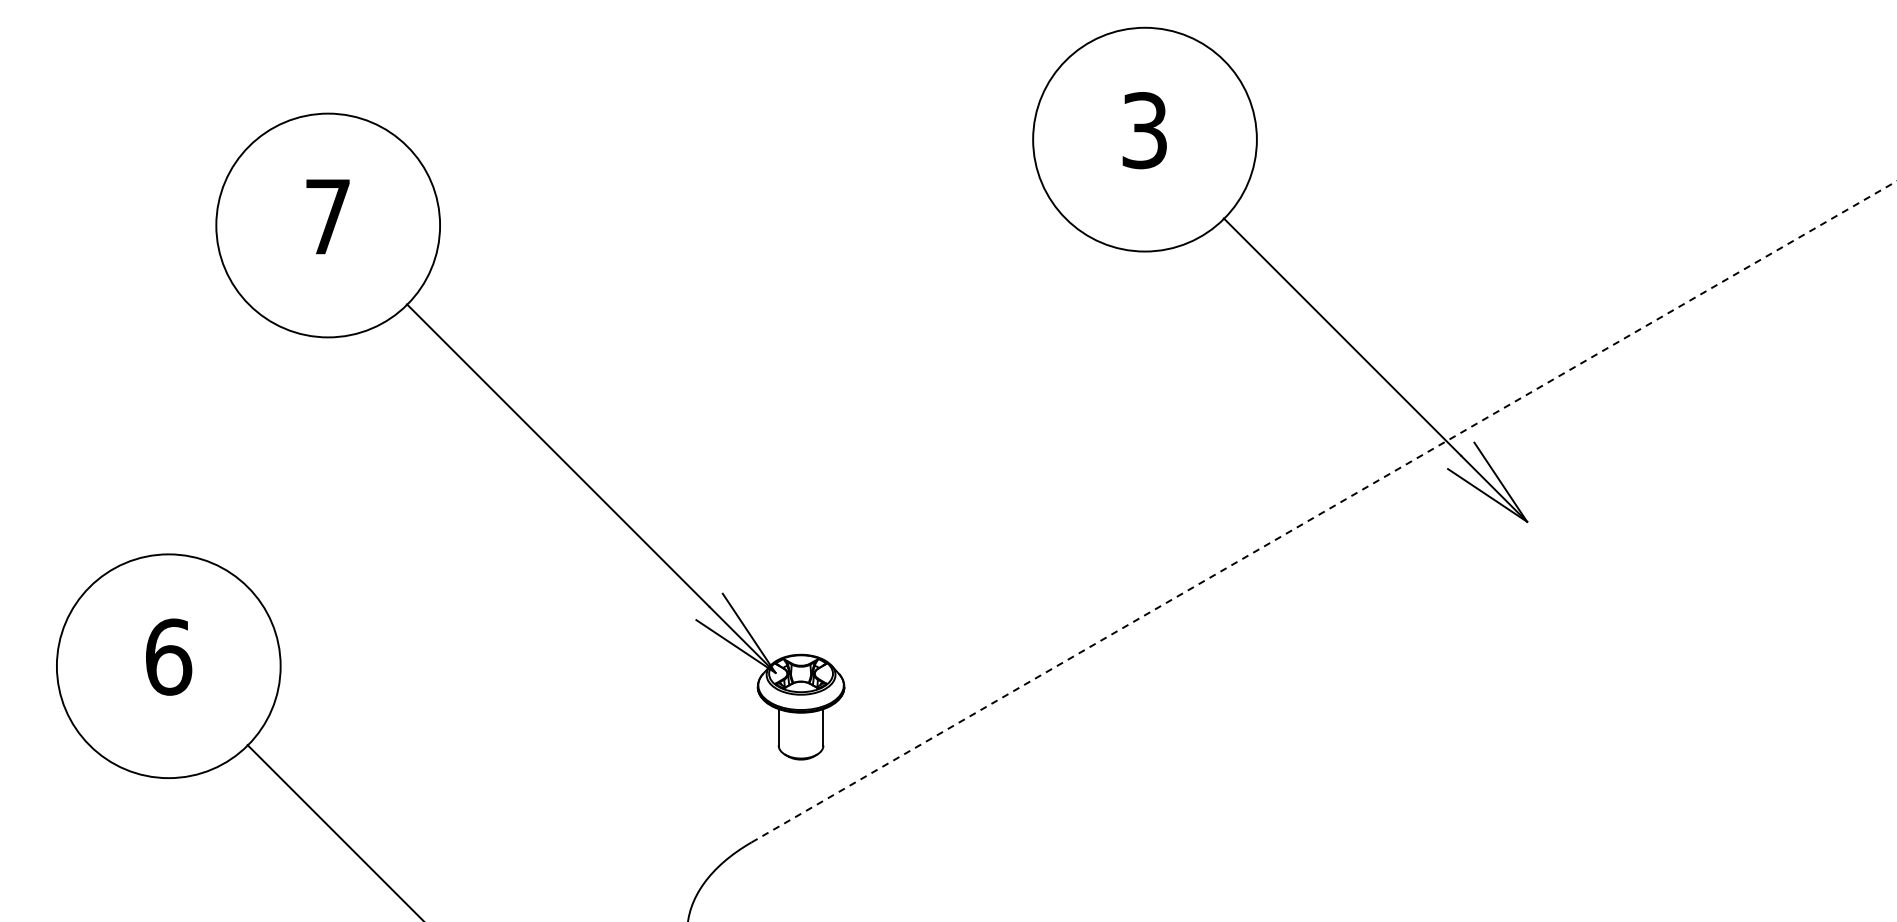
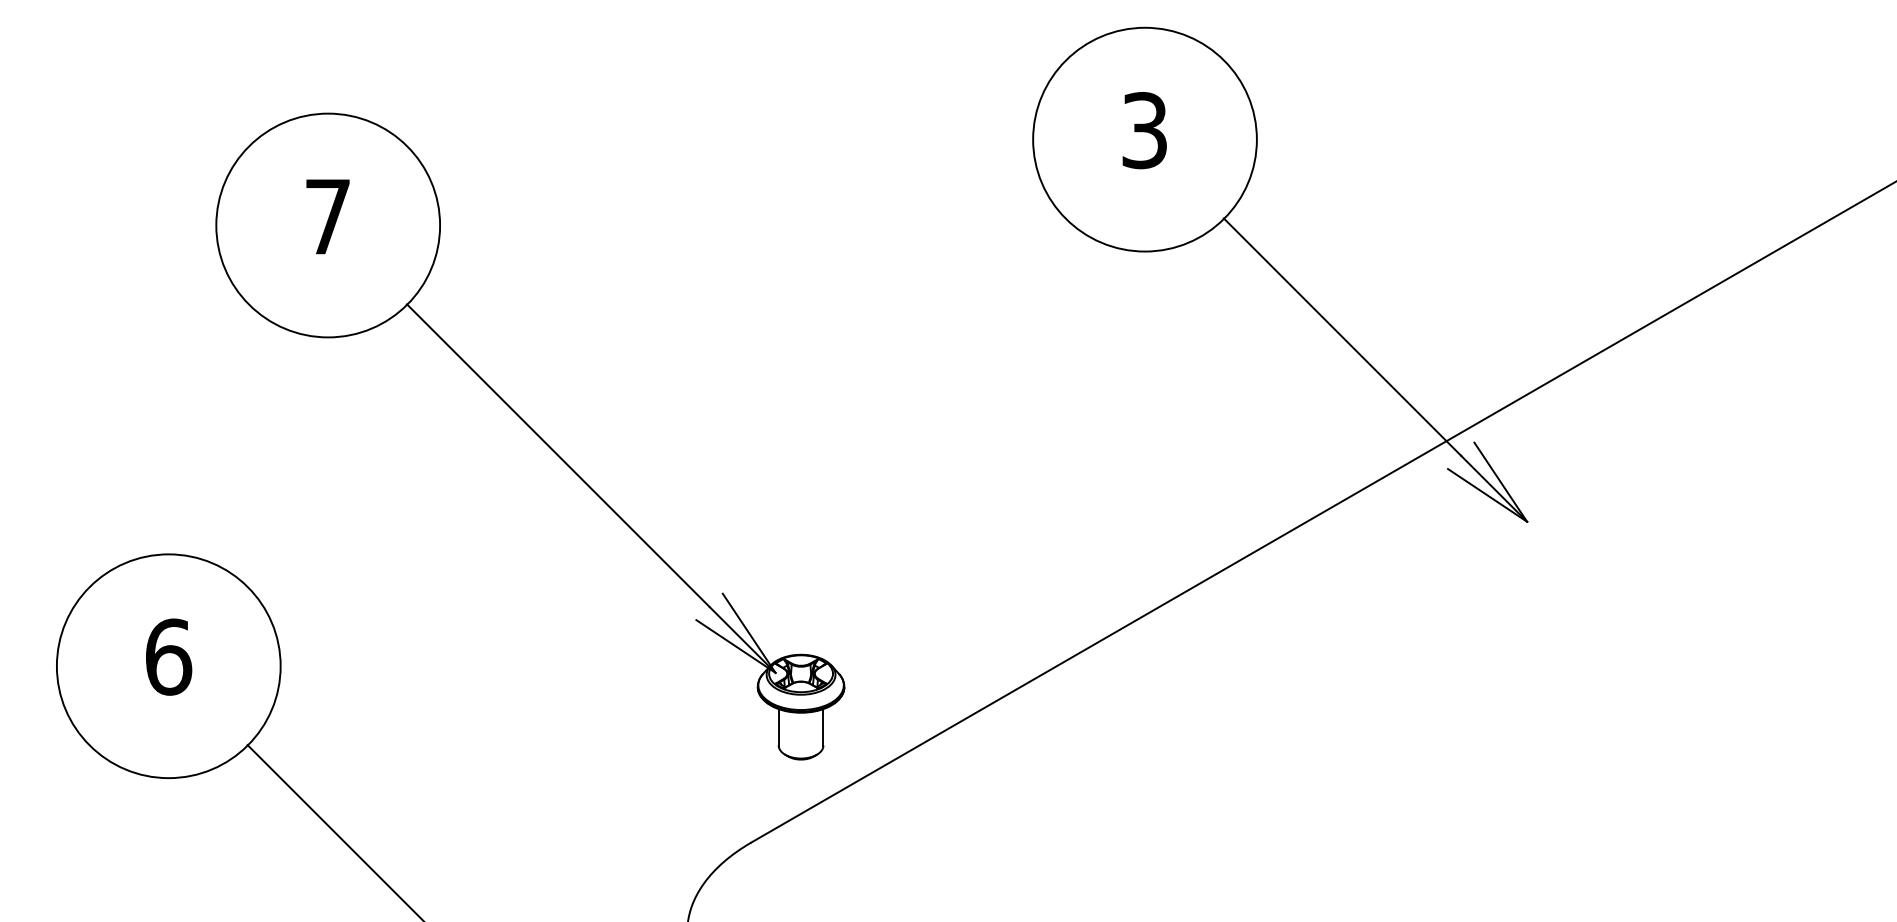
line: dashed -> solid (1324, 511)
